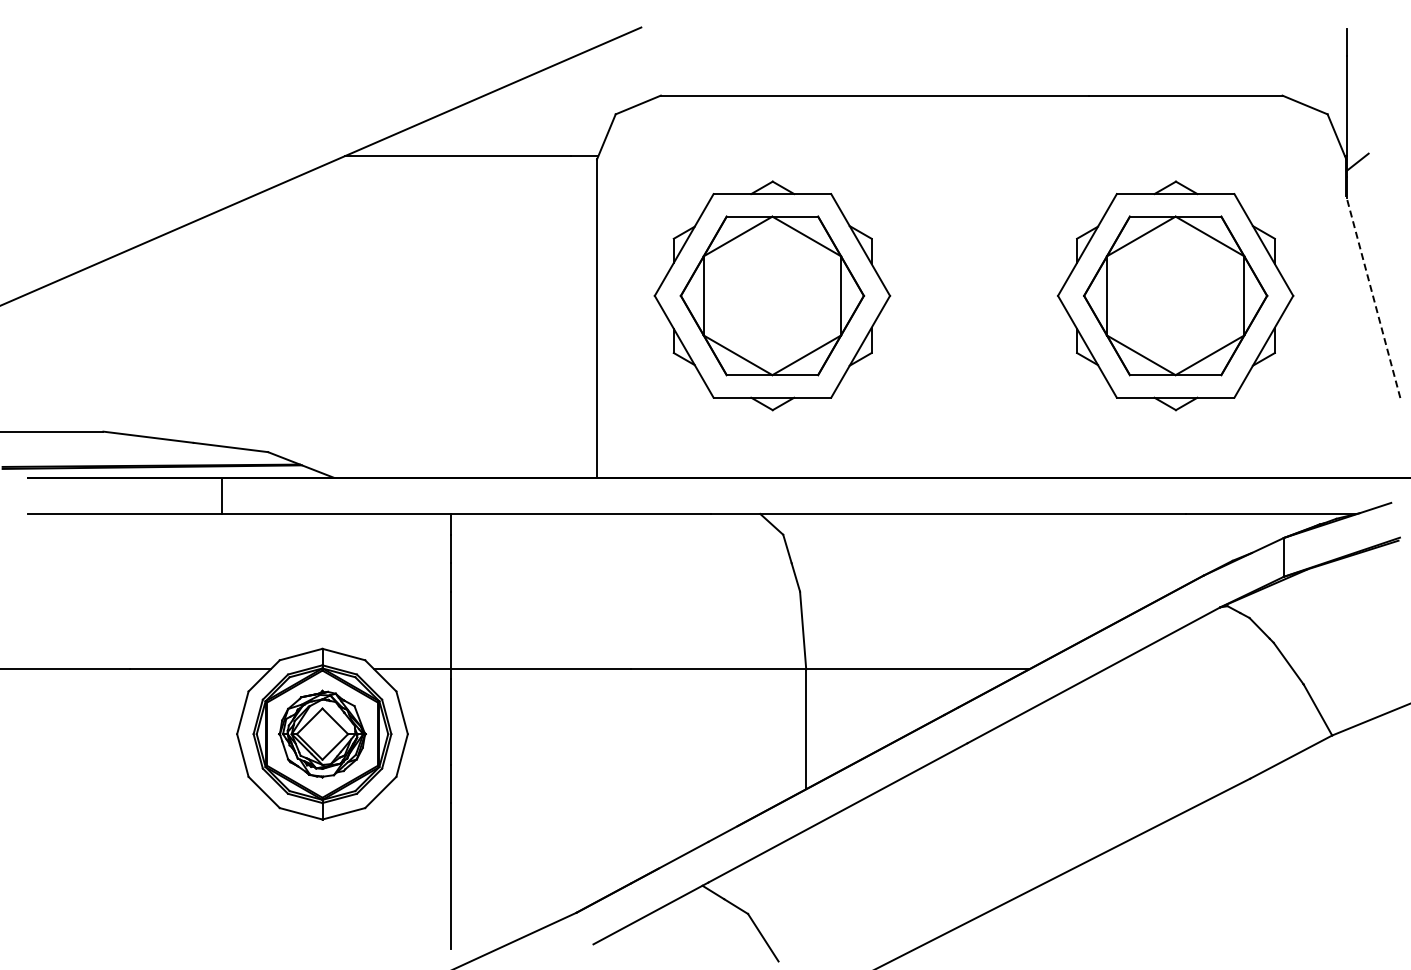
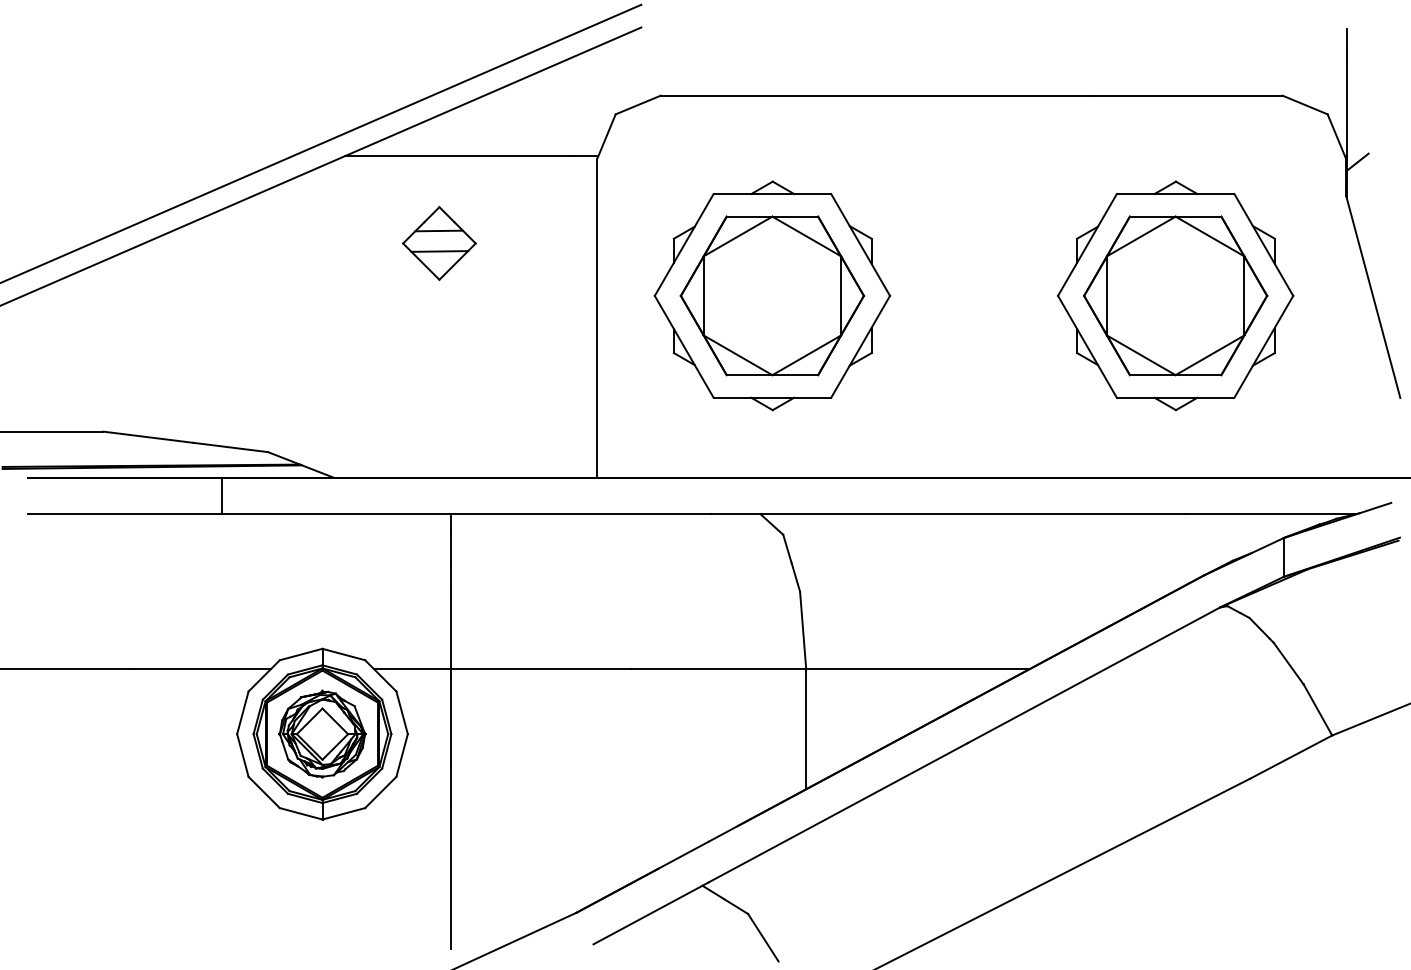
line: none -> present (321, 143)
part: none -> present (439, 243)
line: dashed -> solid (1373, 296)
